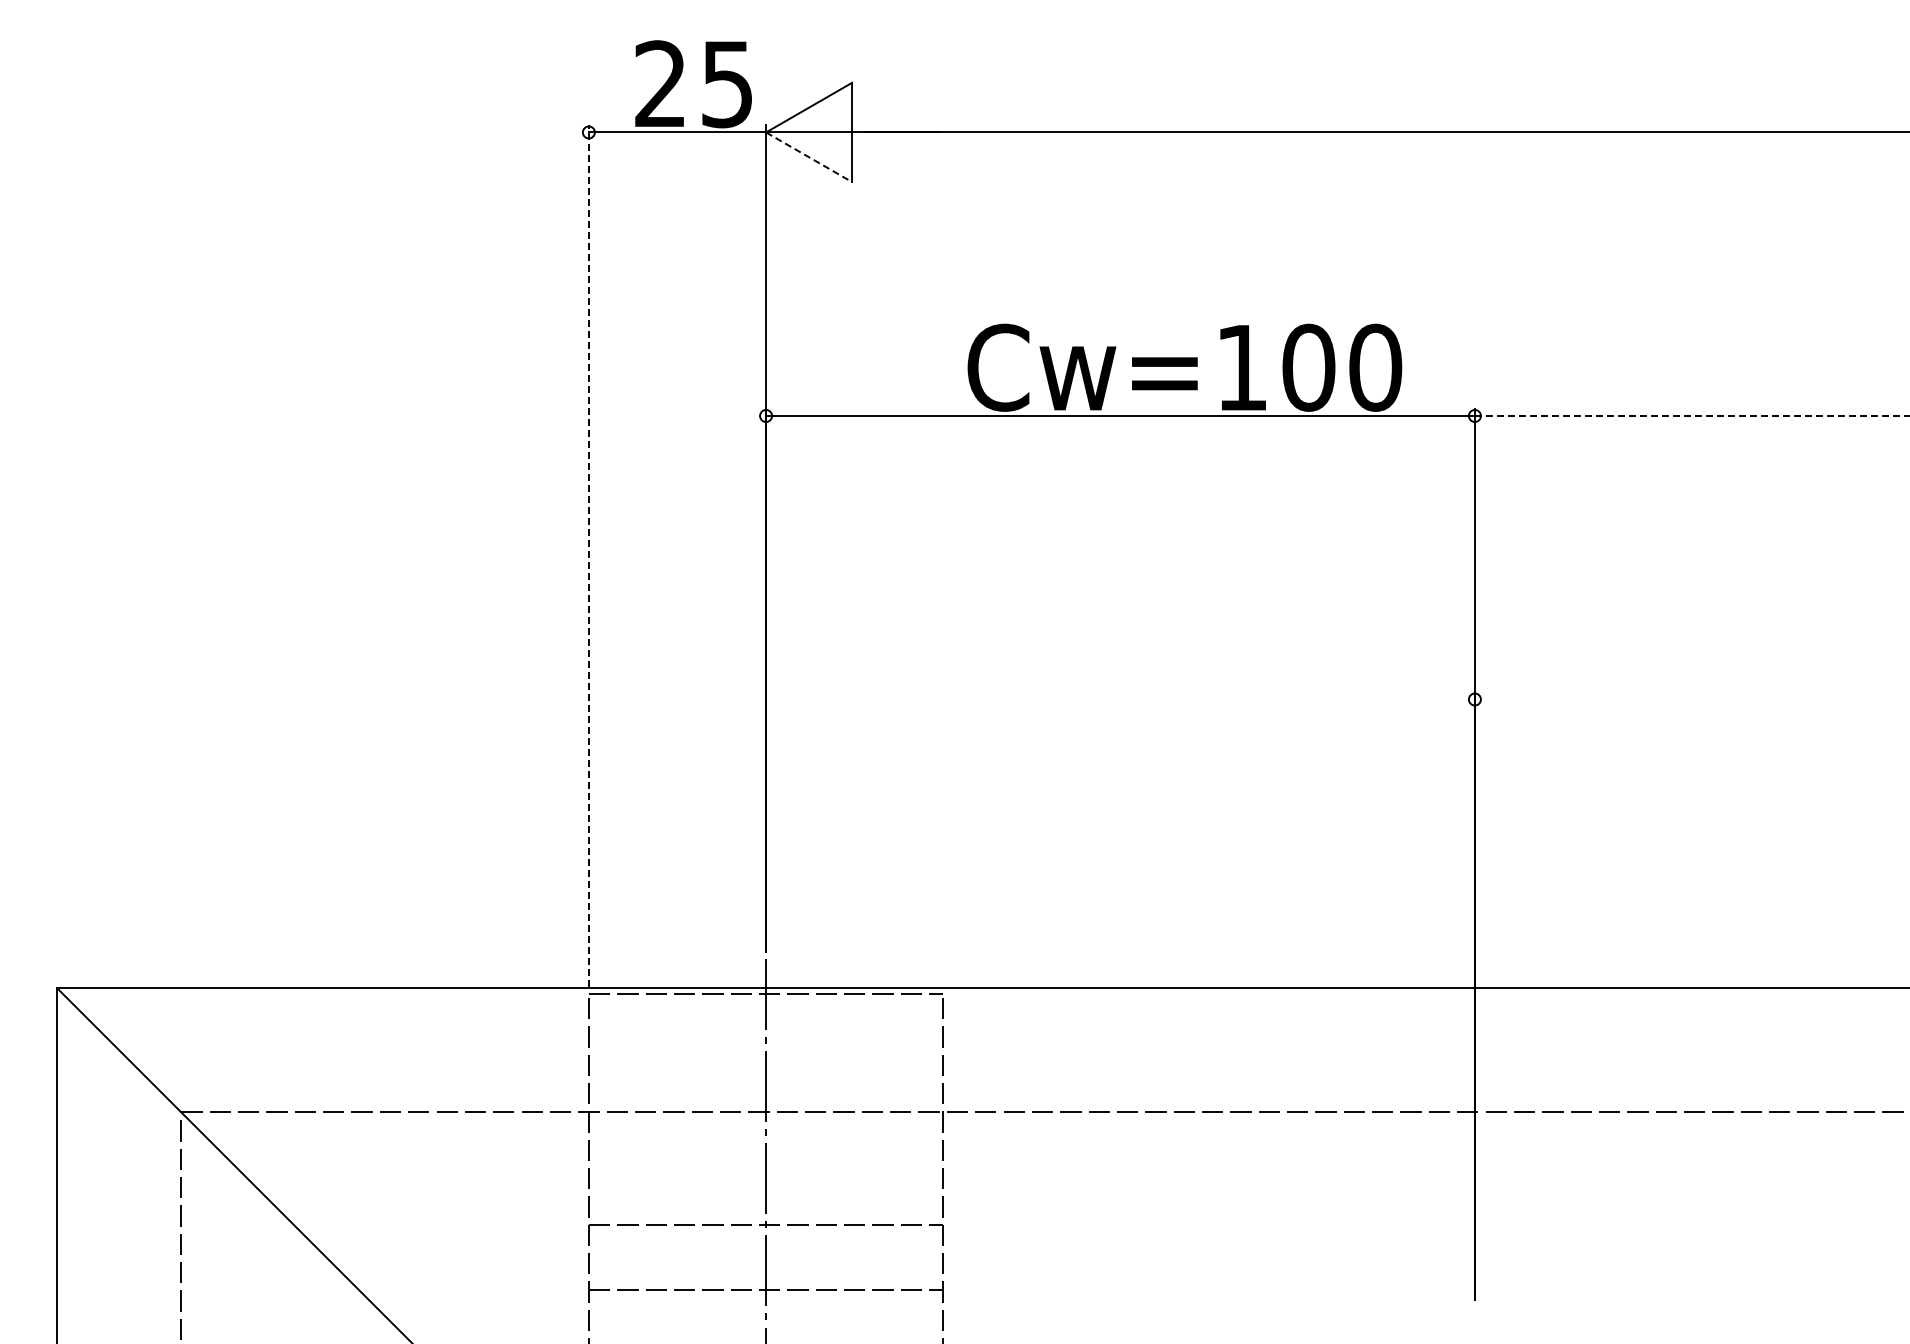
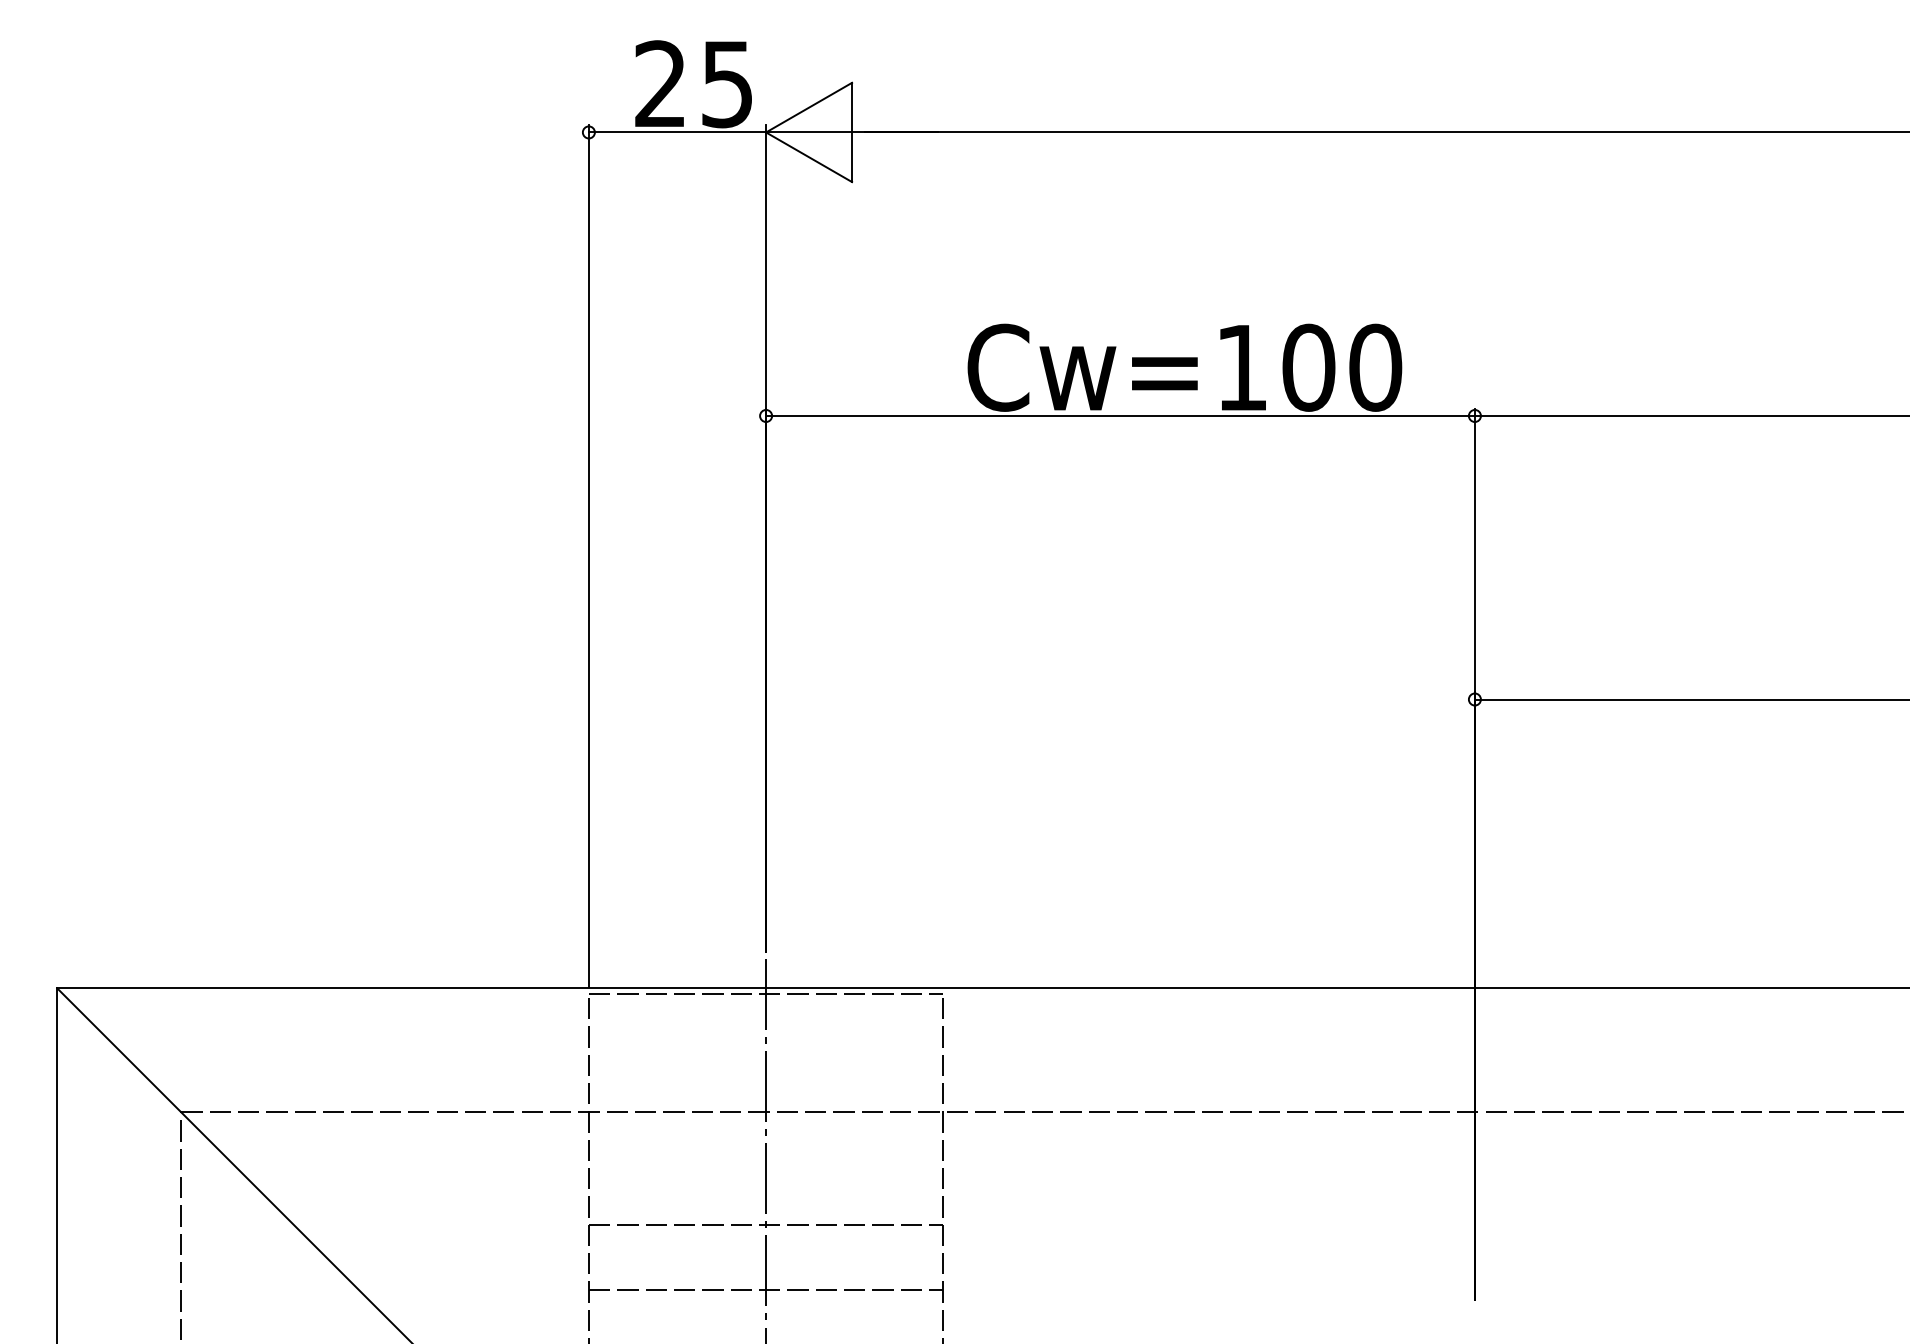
line: dashed -> solid (809, 157)
line: dashed -> solid (1692, 415)
line: dashed -> solid (588, 556)
line: none -> present (1690, 699)
